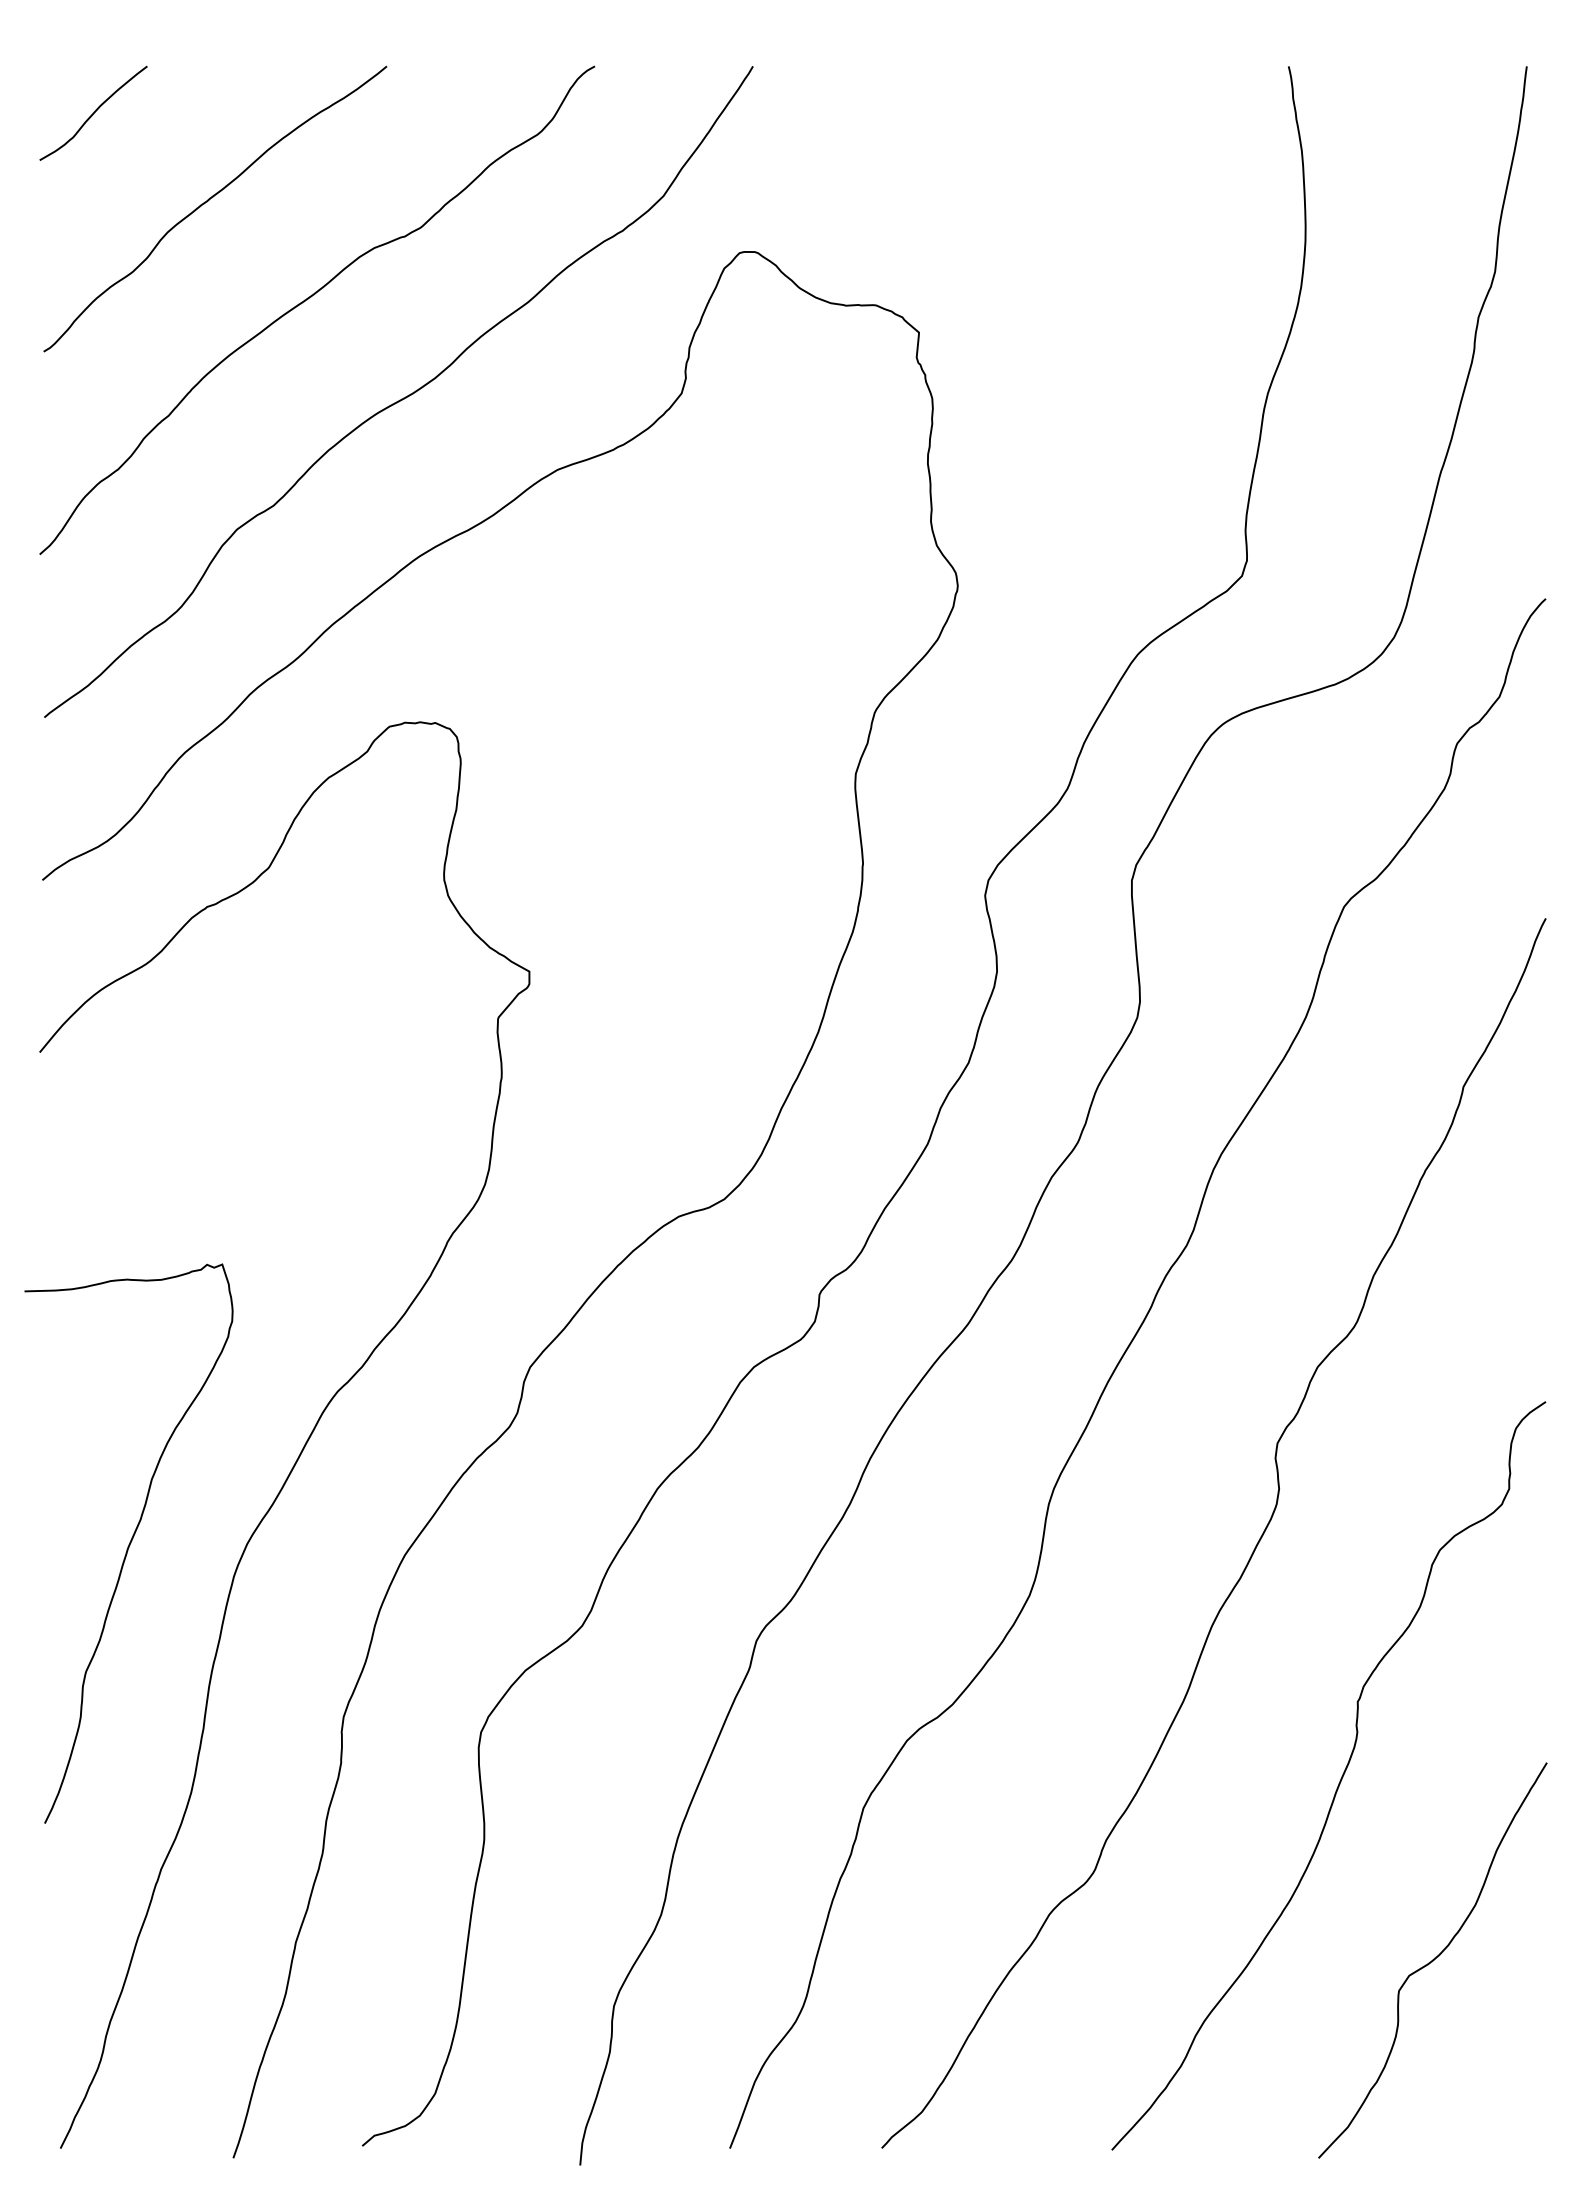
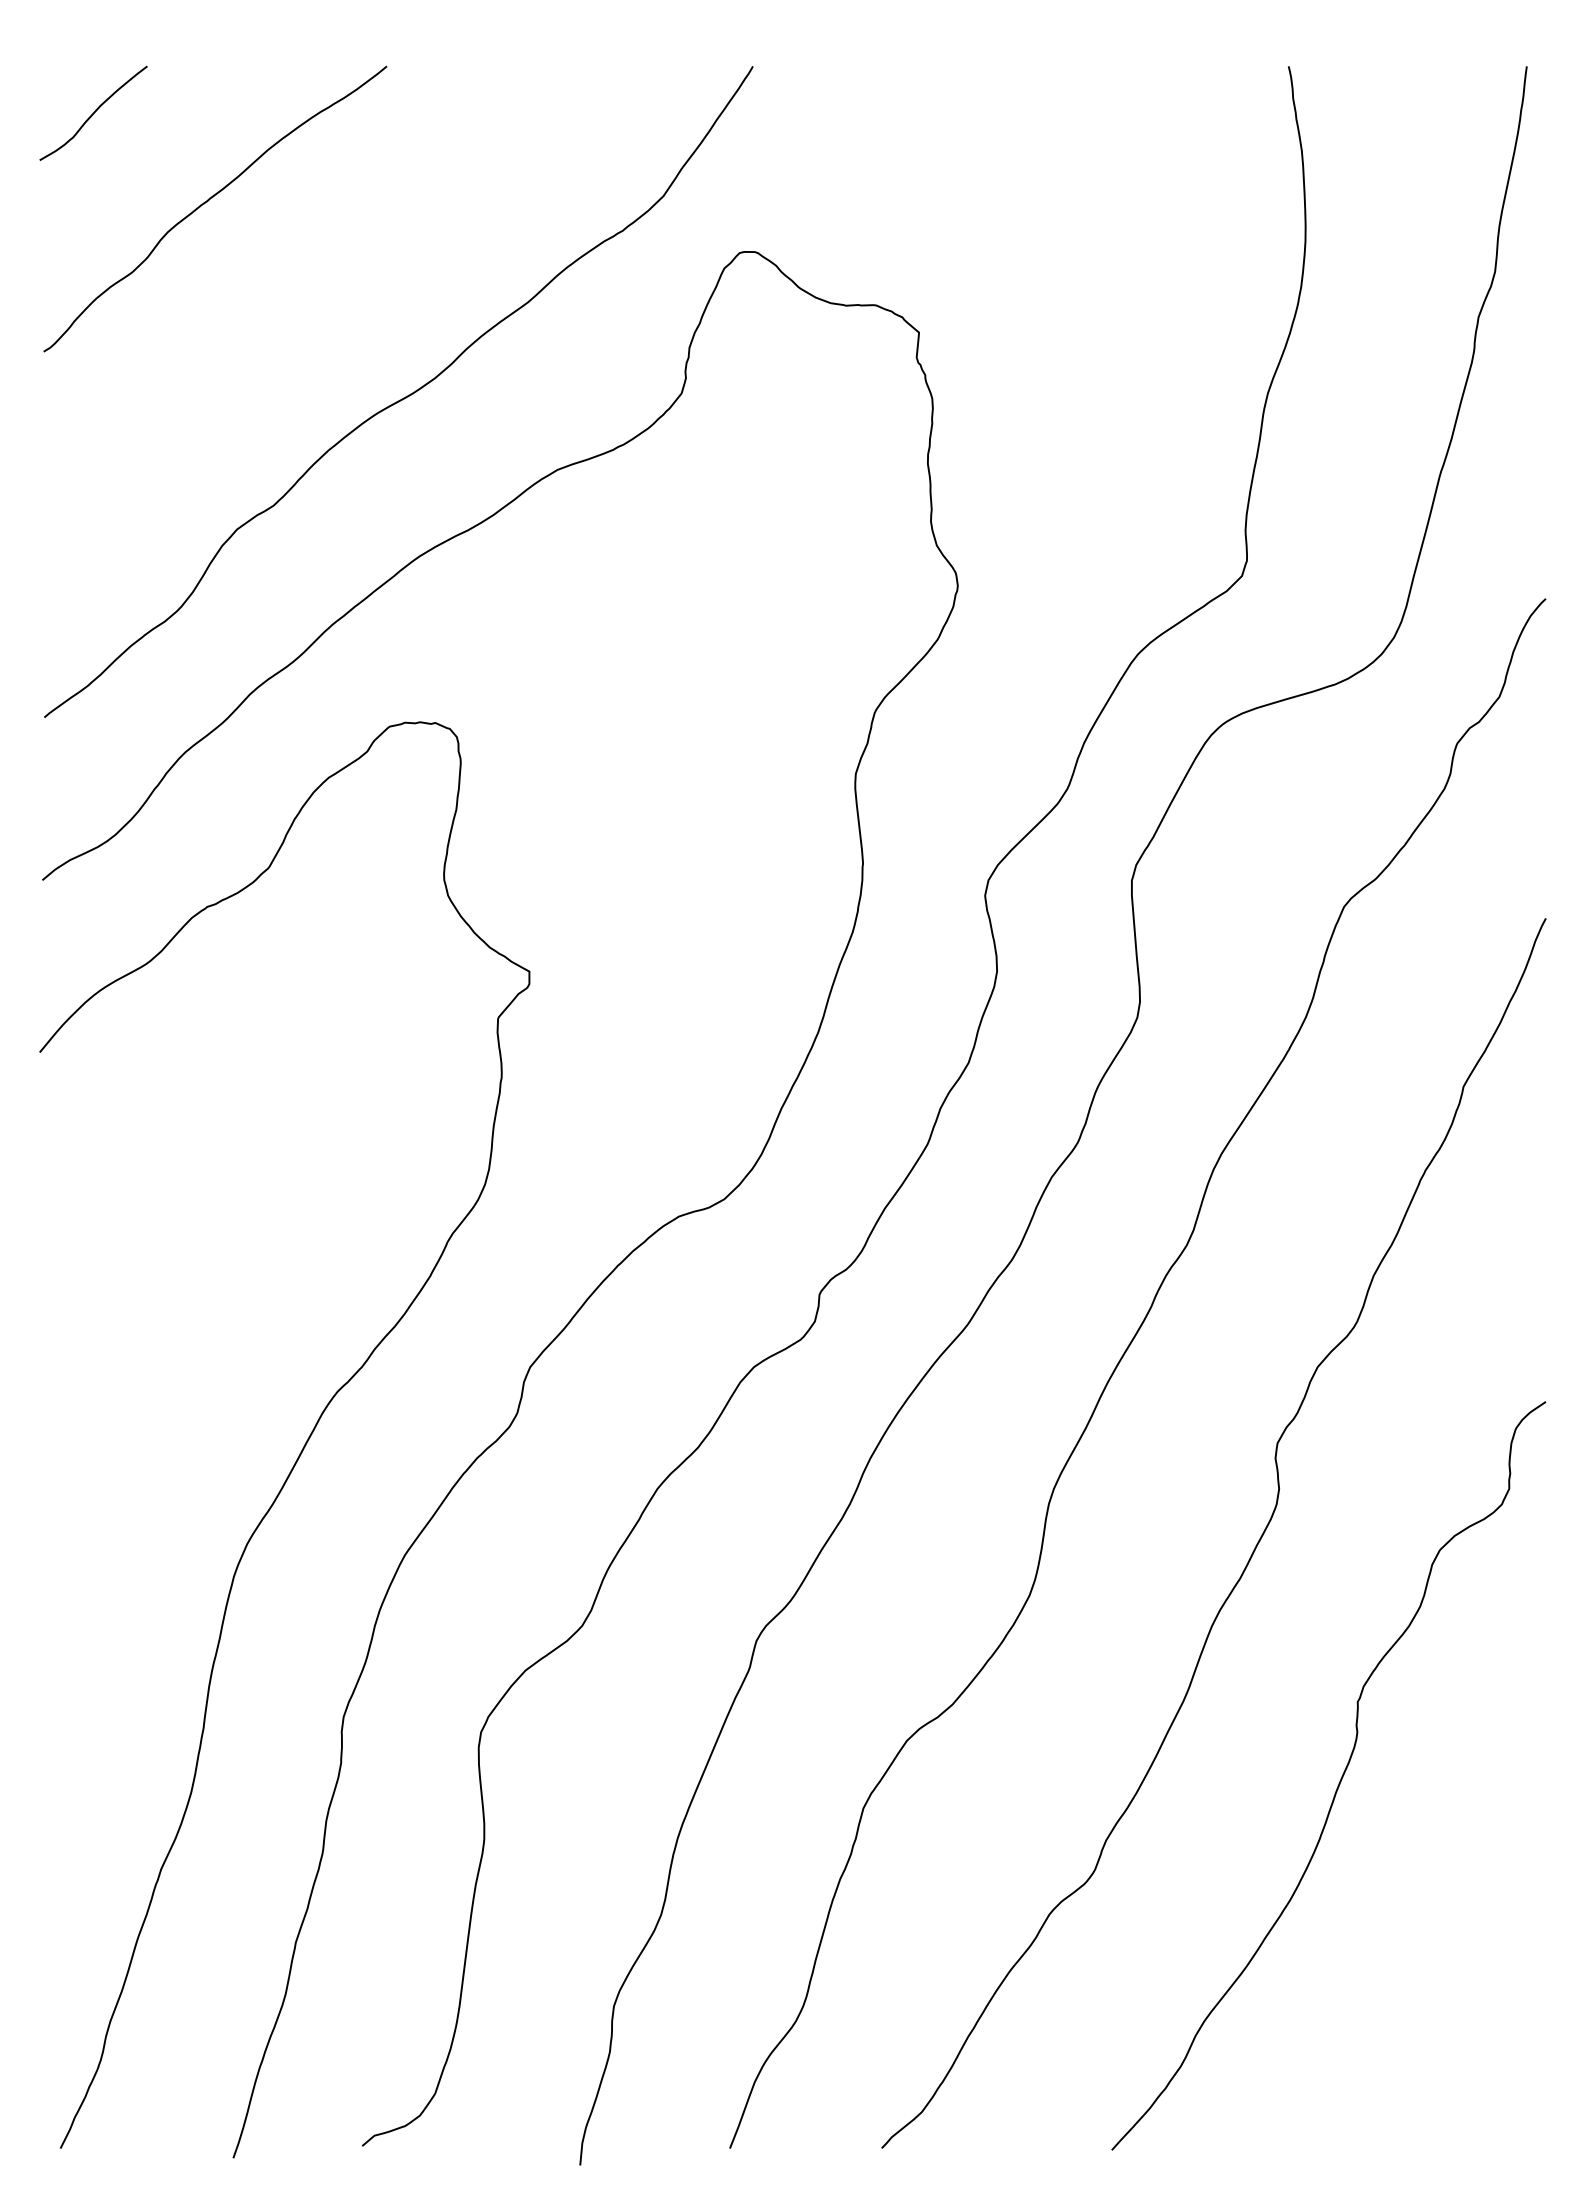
curve: present -> none (311, 297)
curve: present -> none (129, 1543)
curve: present -> none (1432, 1960)
